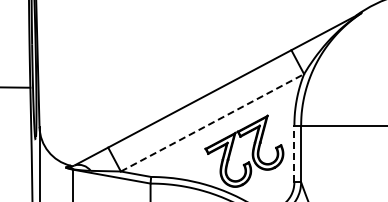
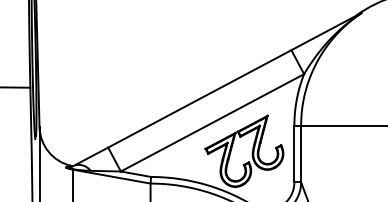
line: dashed -> solid (212, 122)
line: dashed -> solid (294, 153)
